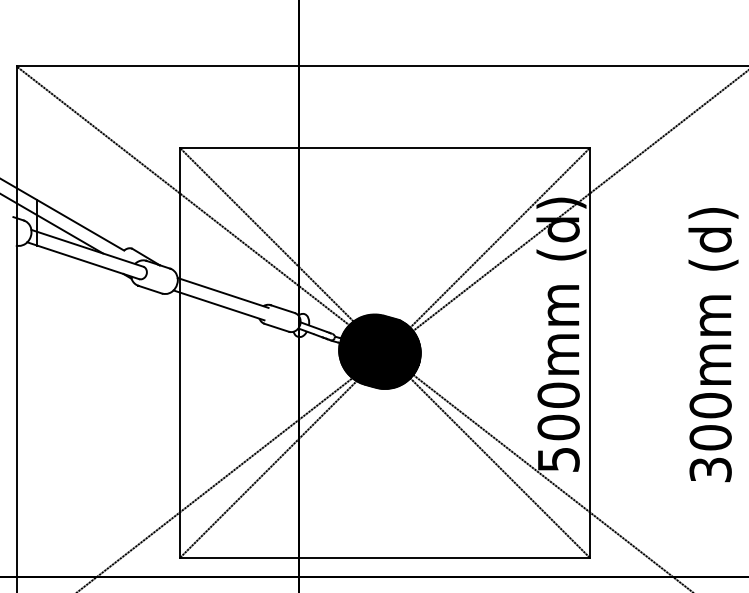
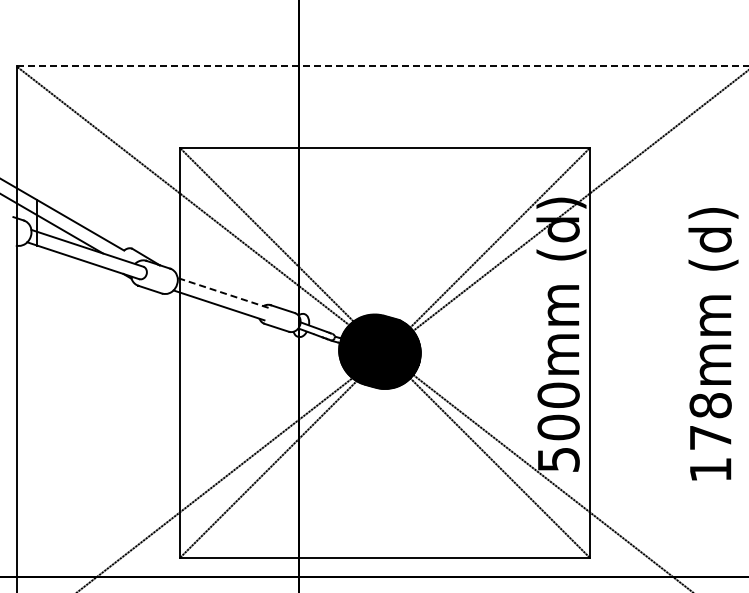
line: solid -> dashed (382, 66)
line: solid -> dashed (223, 292)
text: 300mm -> 178mm (710, 437)
